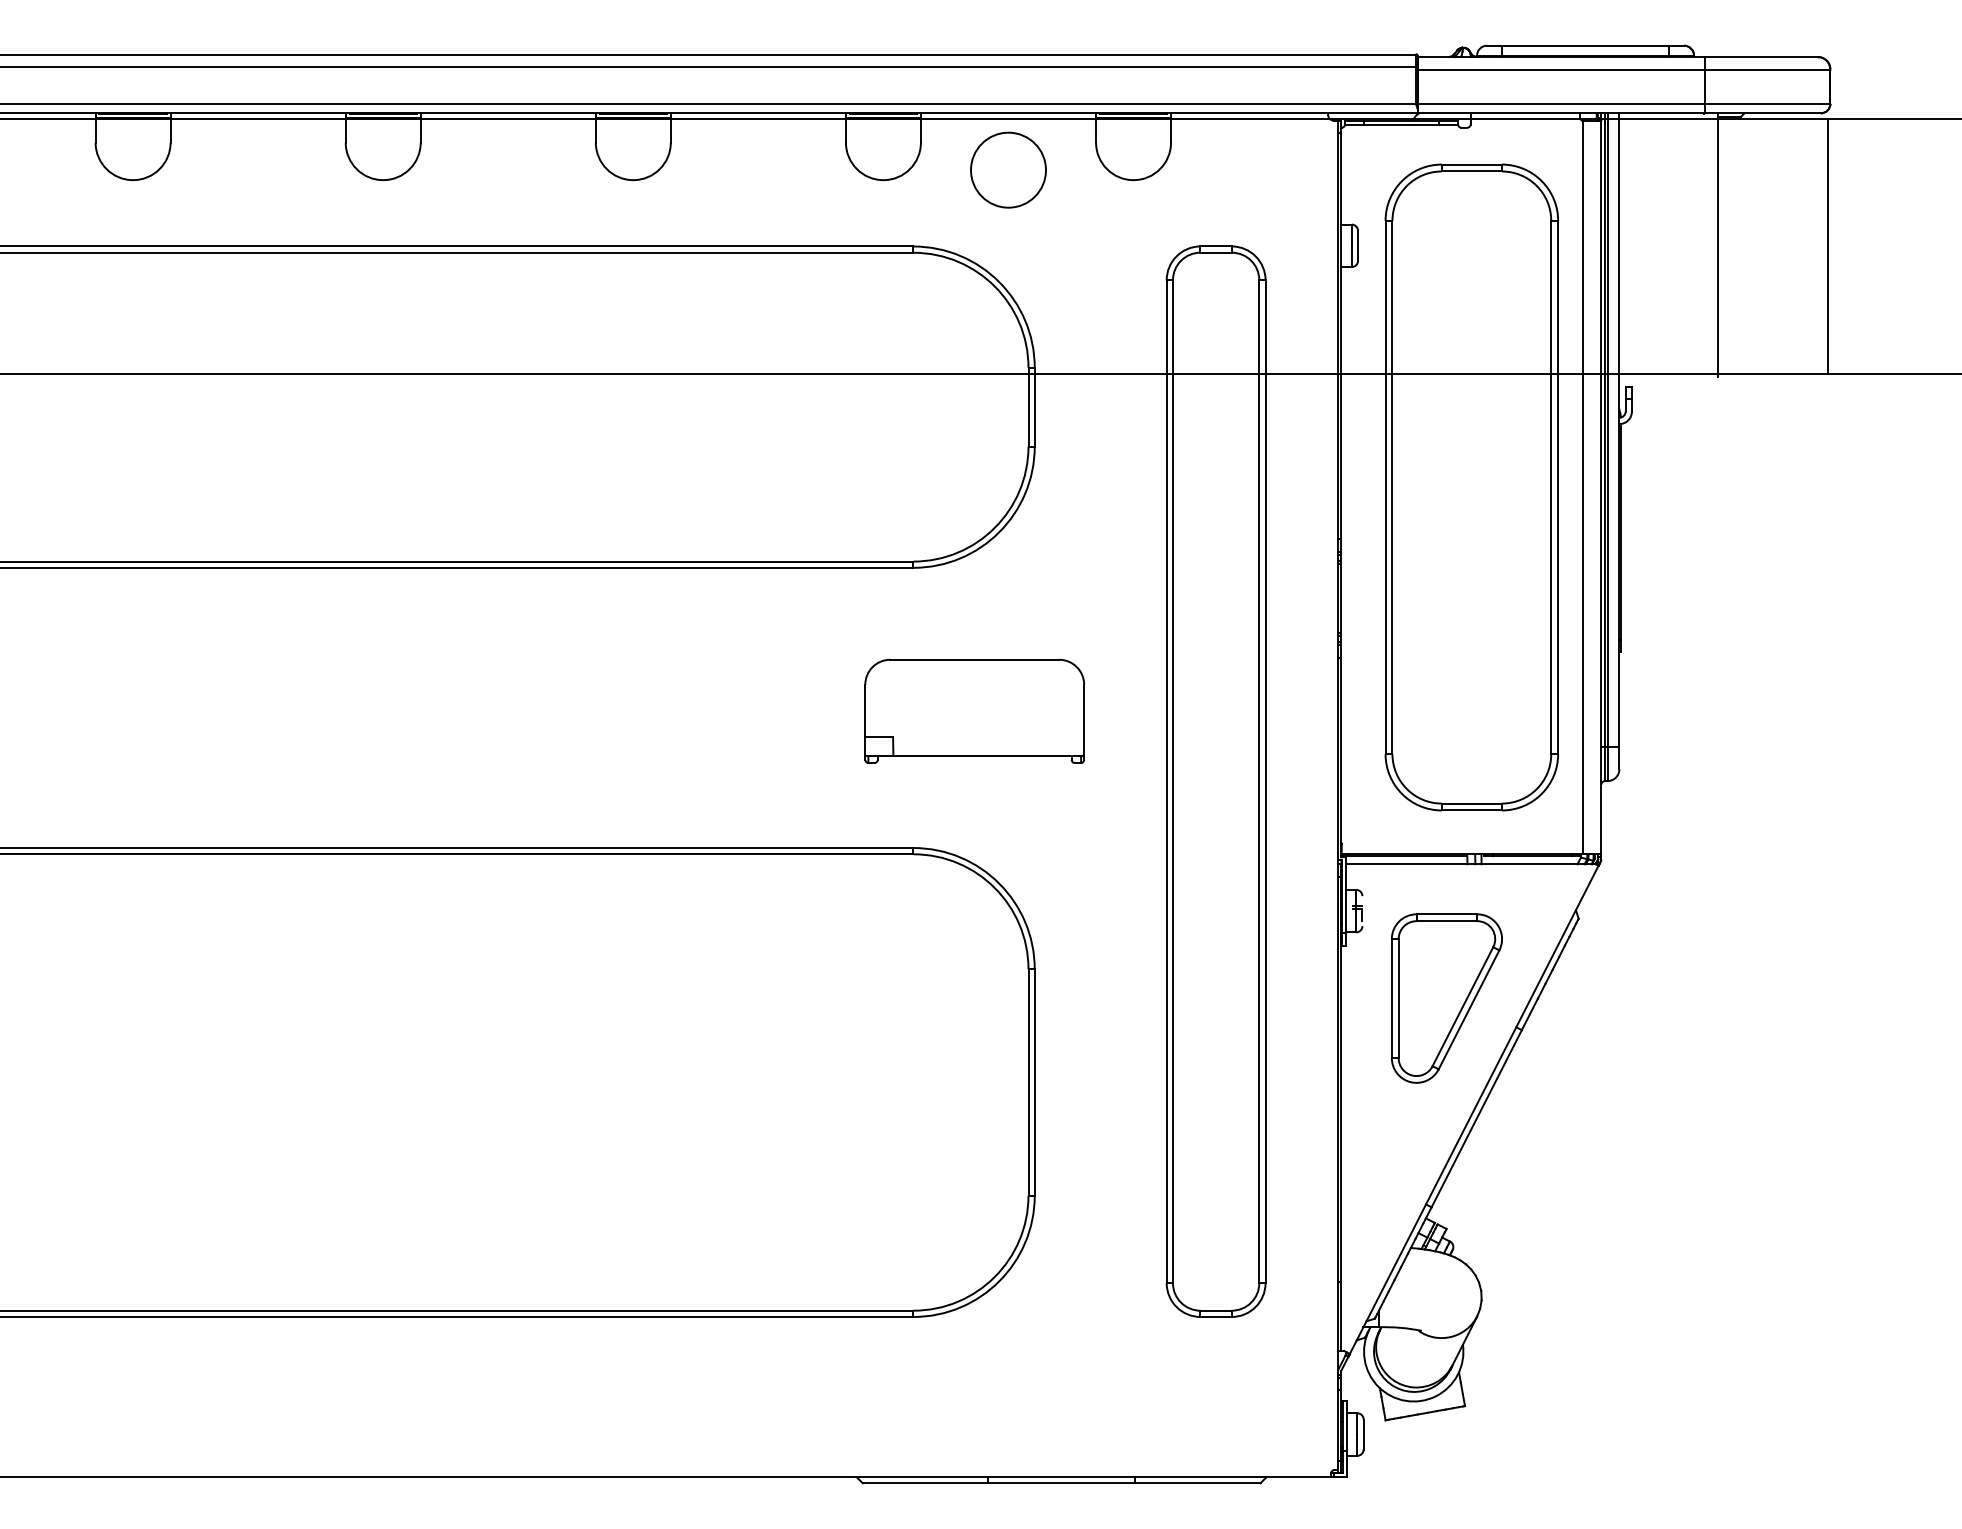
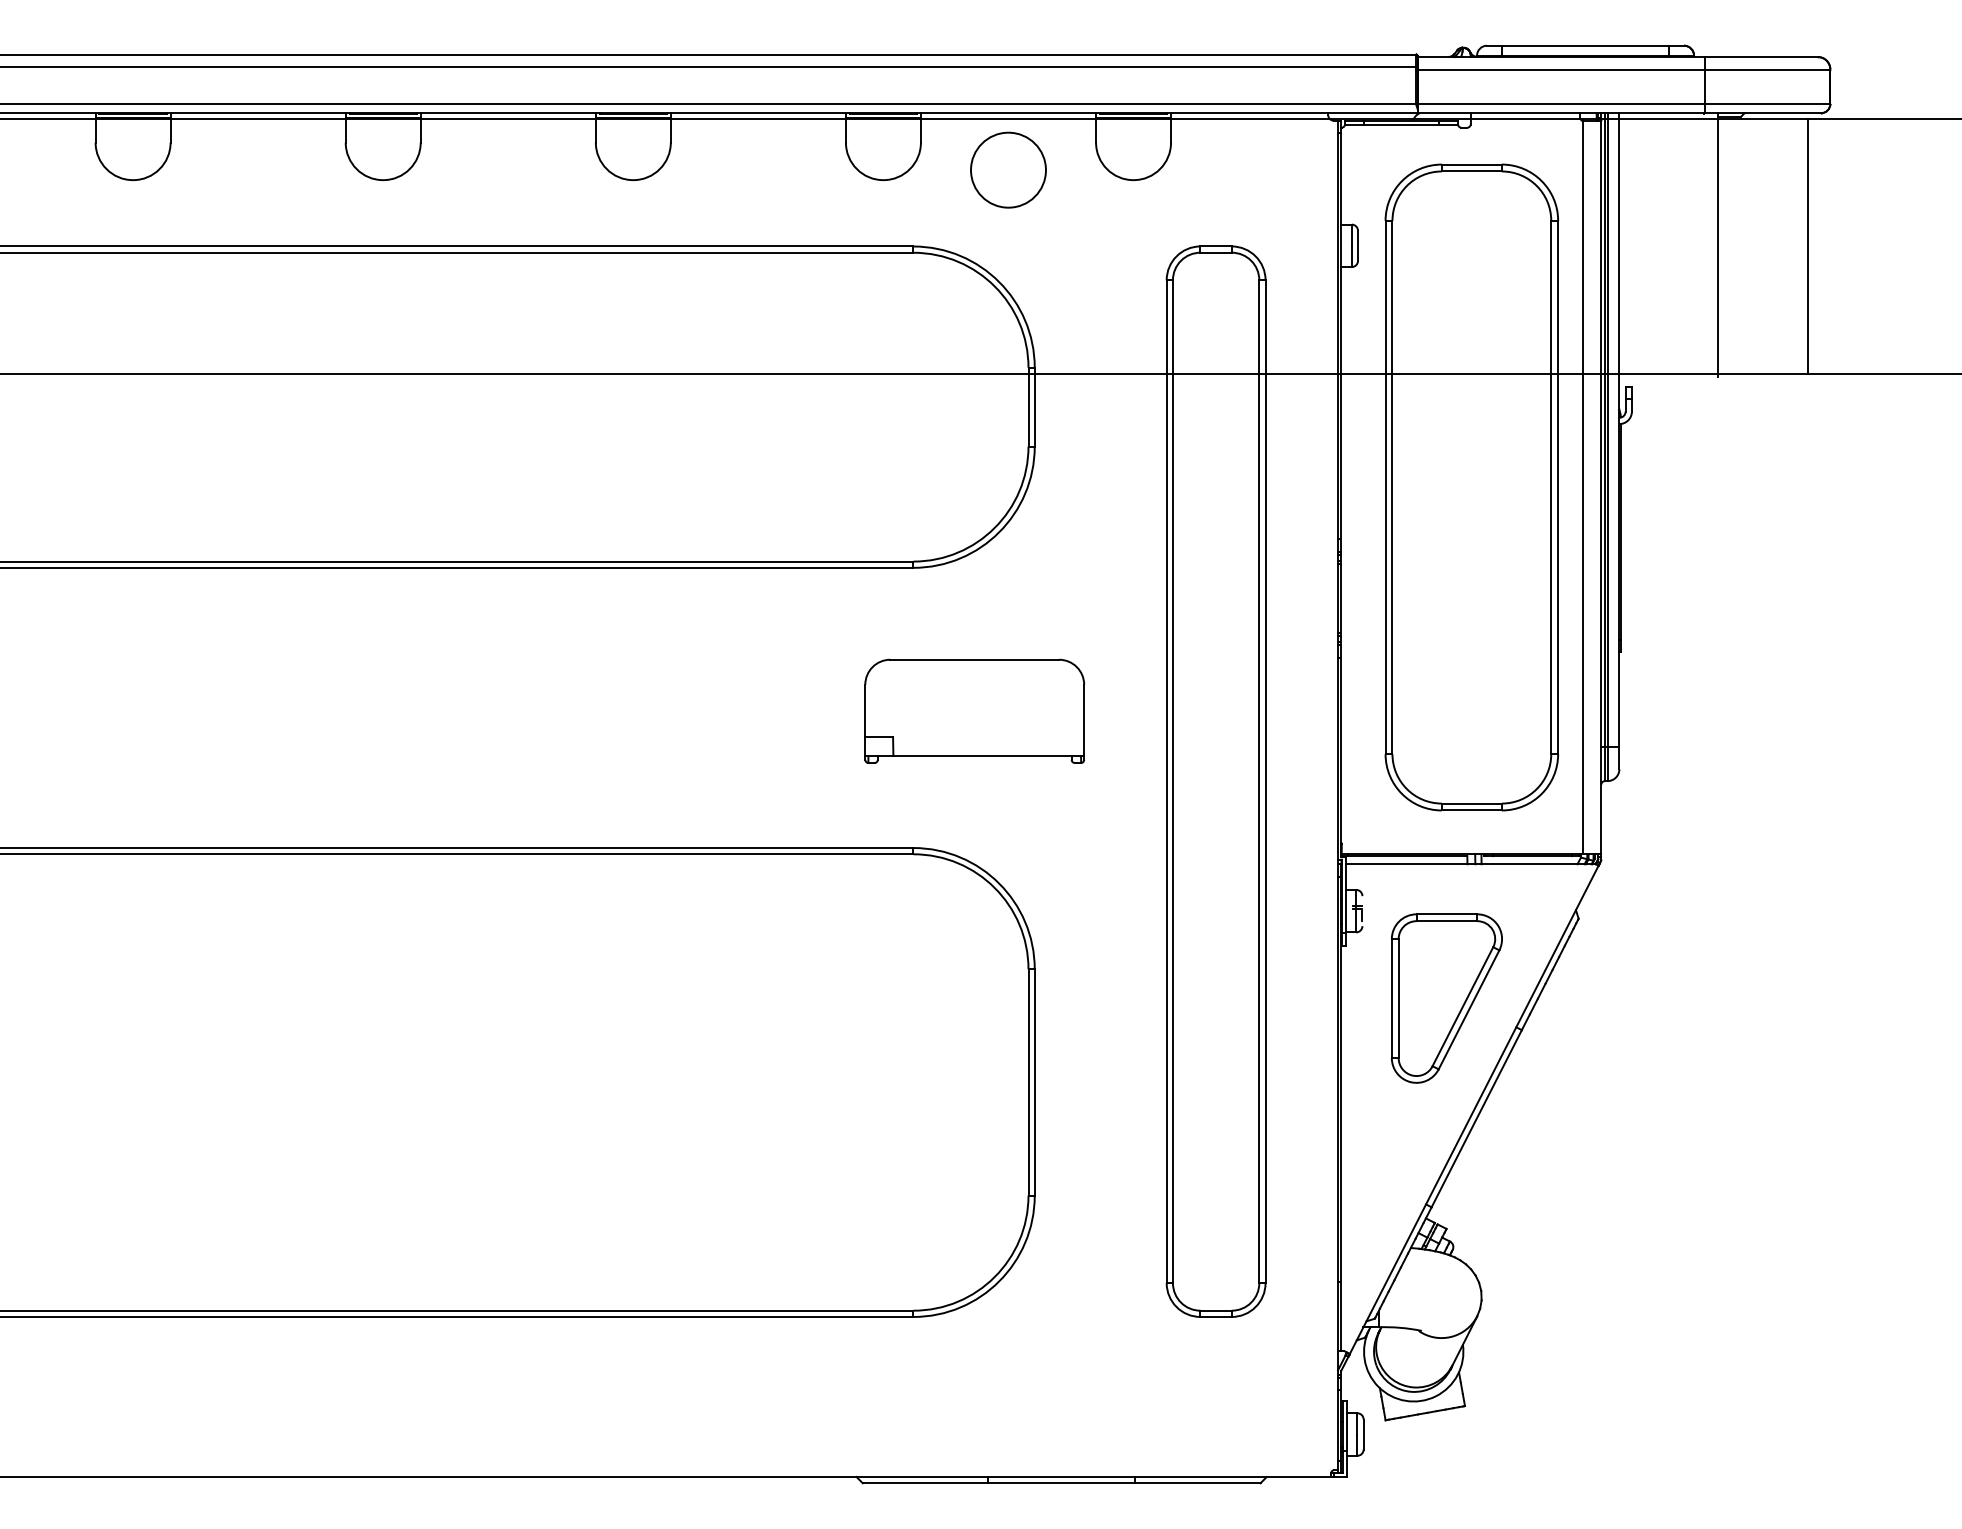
line position: (1827, 246) -> (1807, 246) (1807, 246)
